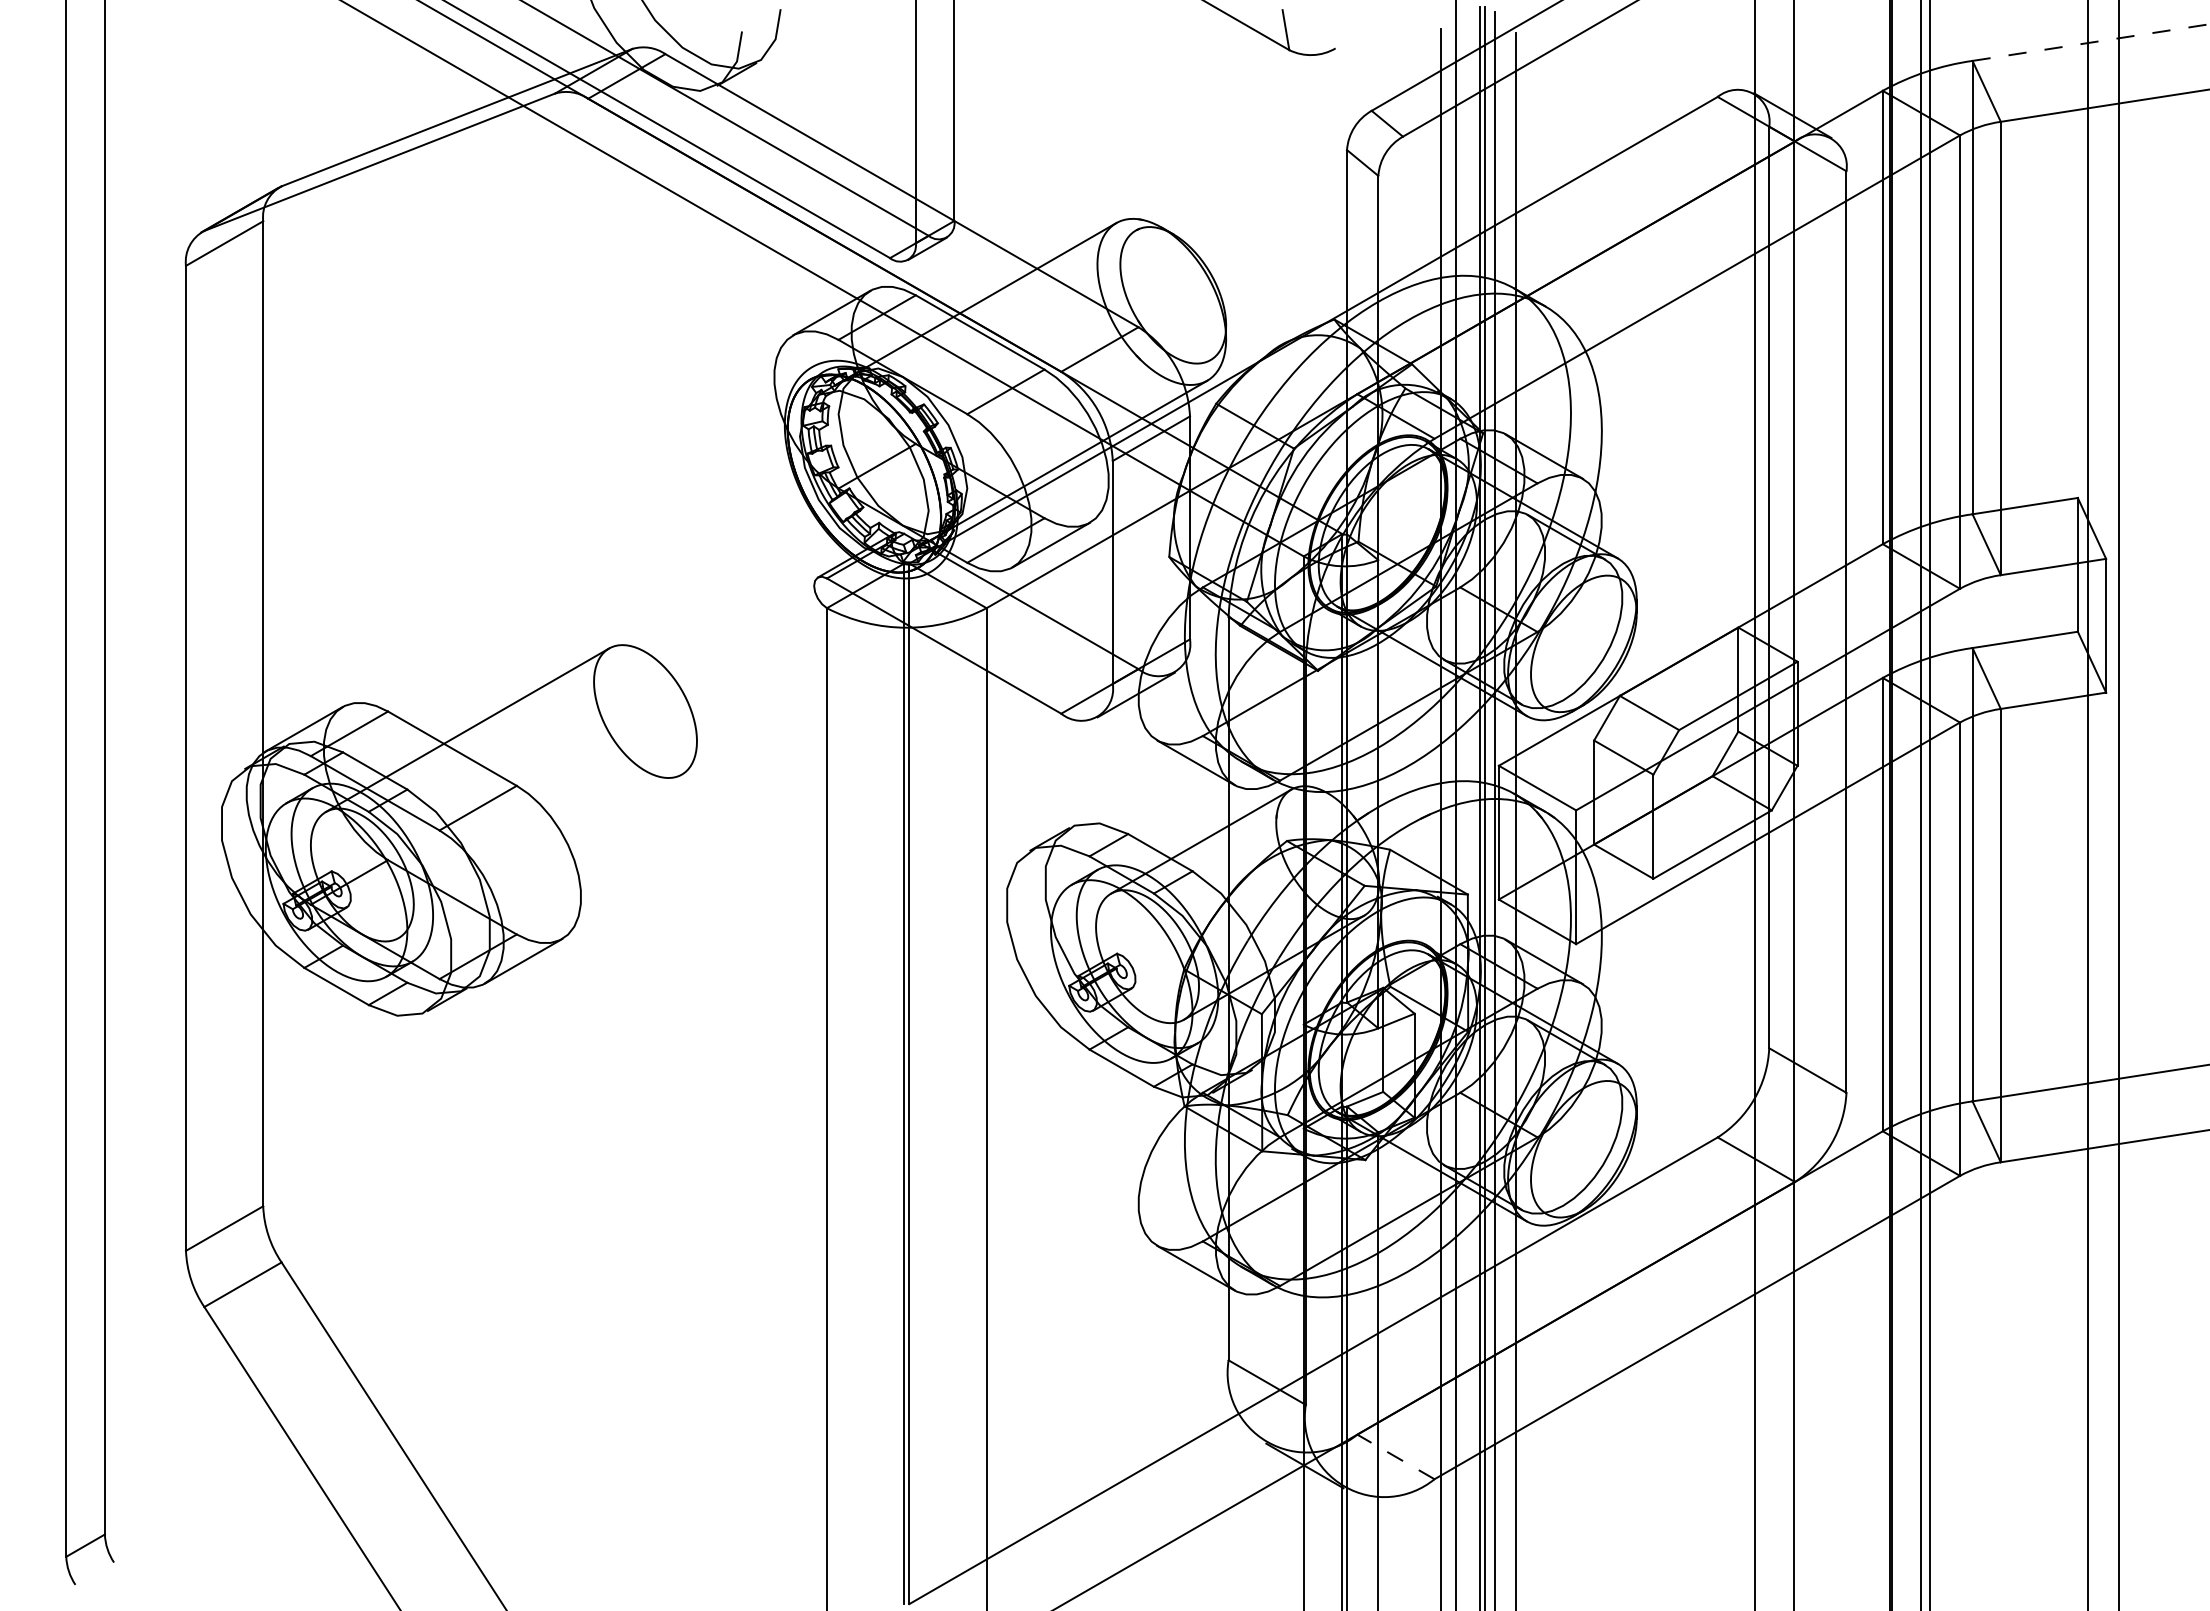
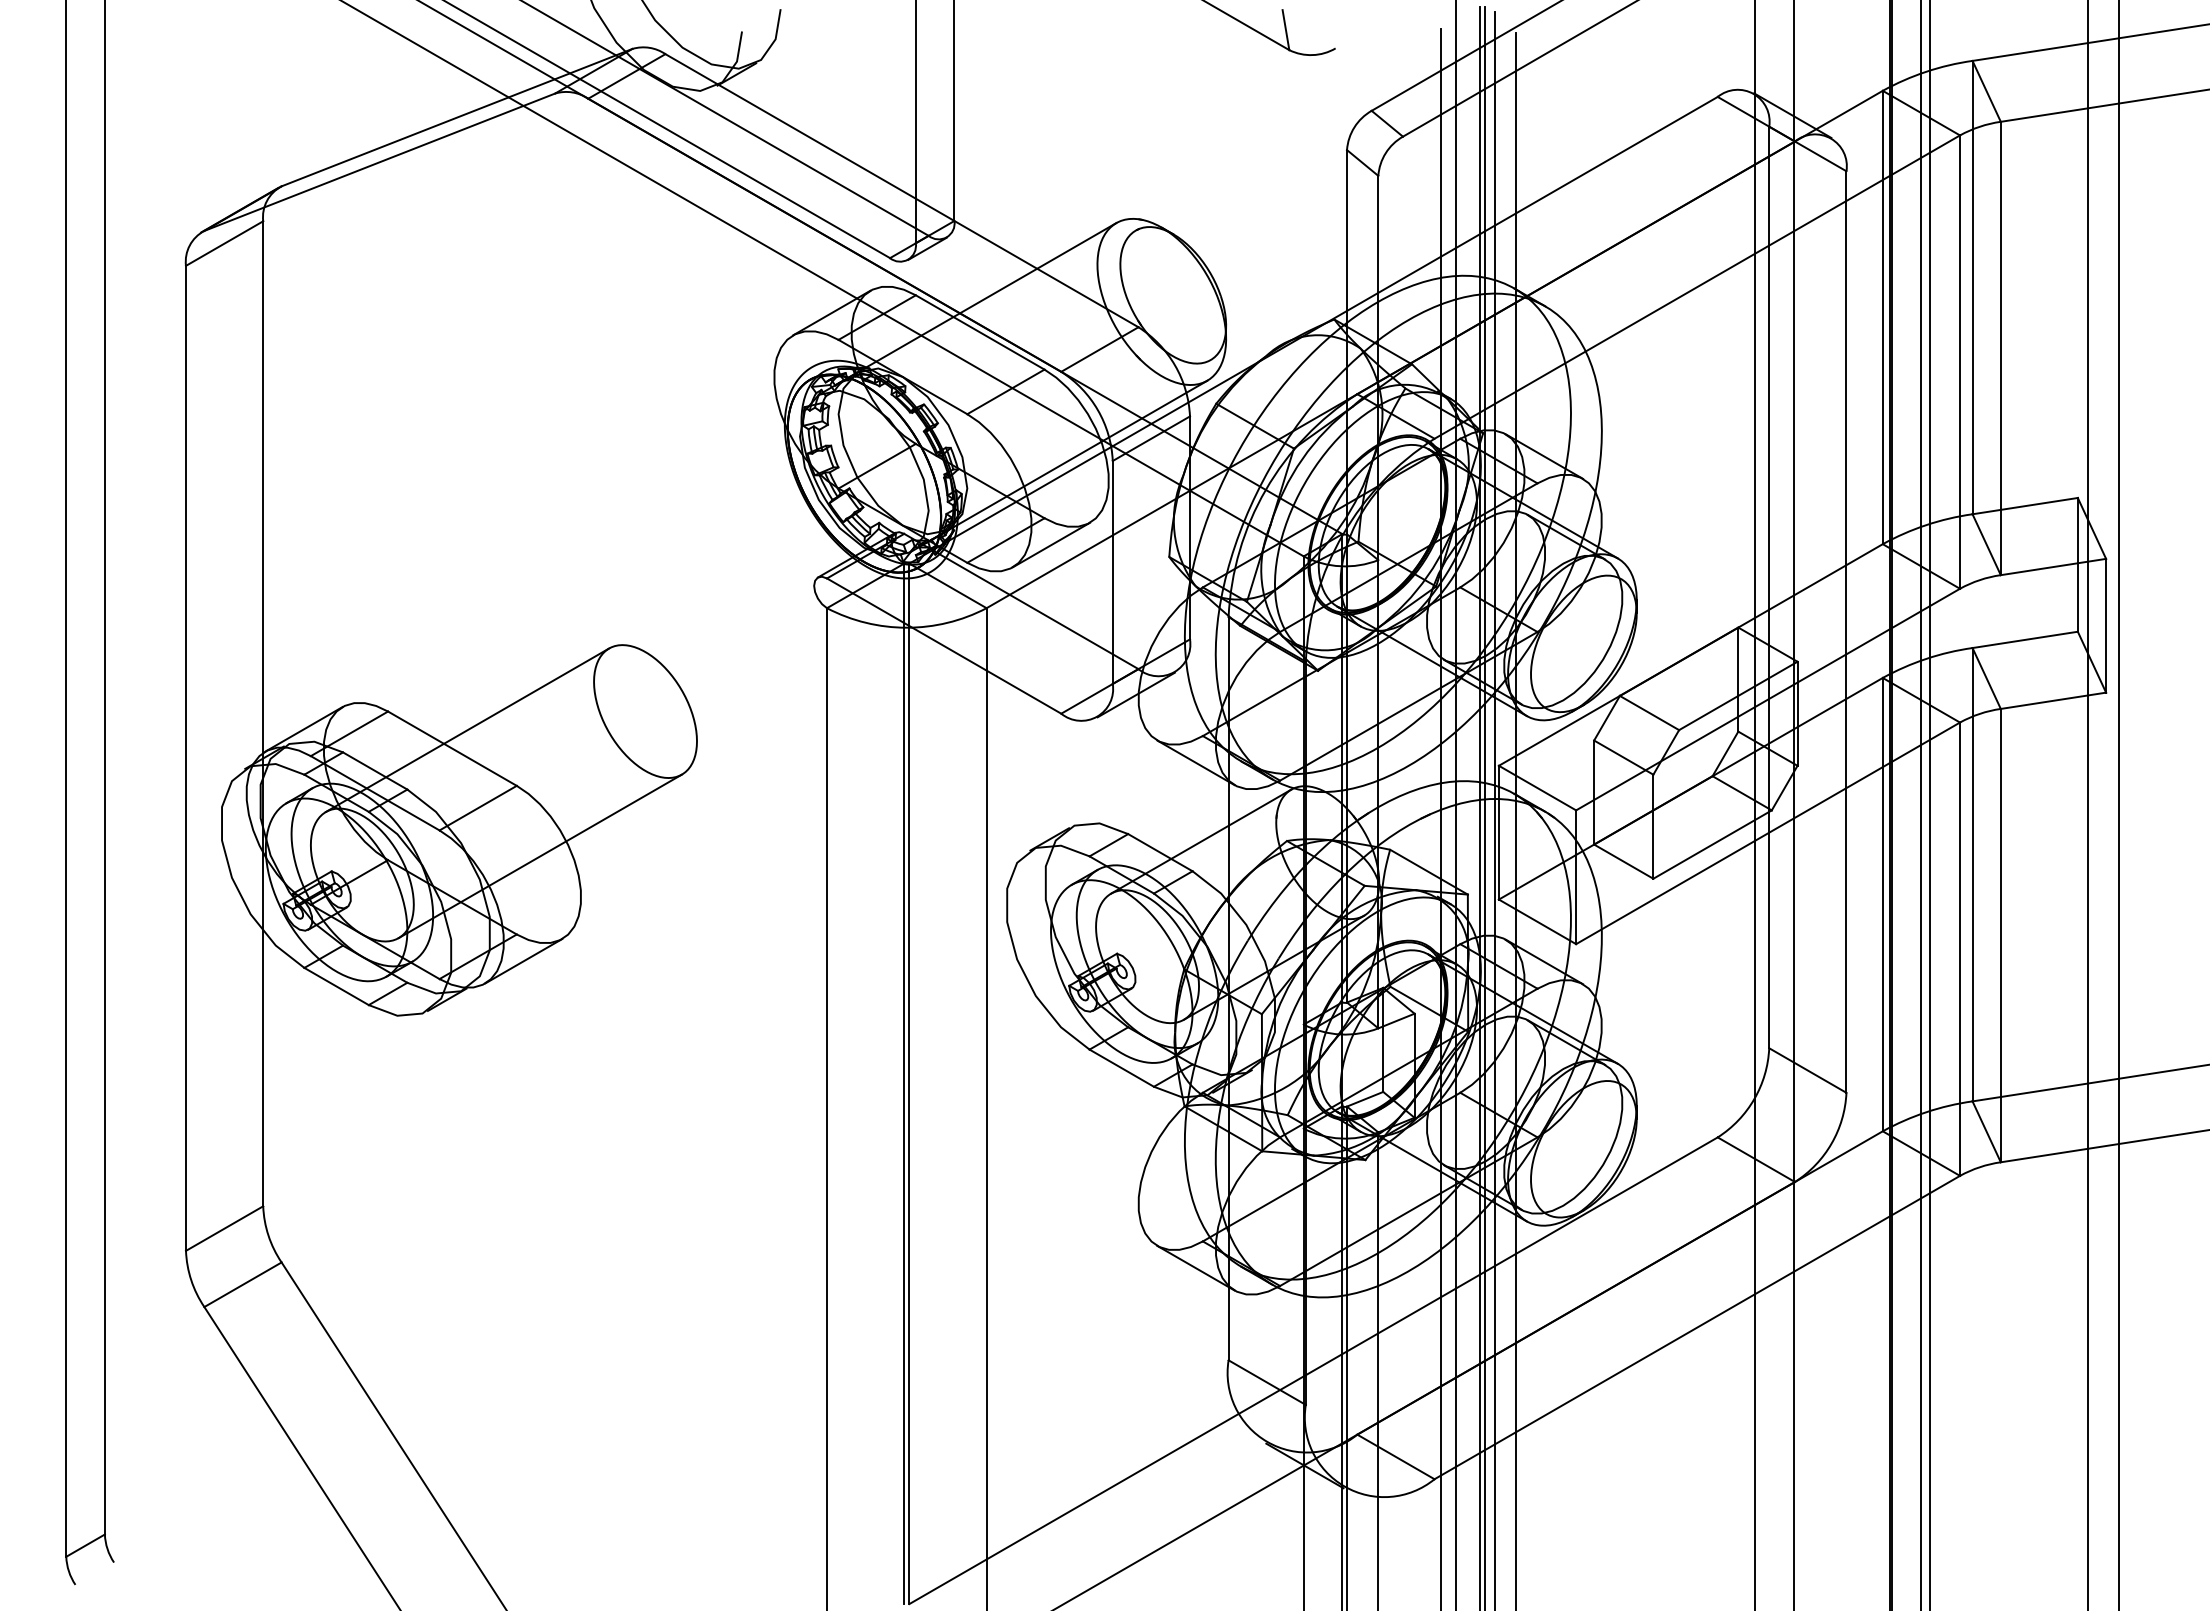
line: dashed -> solid (2091, 42)
line: none -> present (539, 856)
line: dashed -> solid (1395, 1456)
